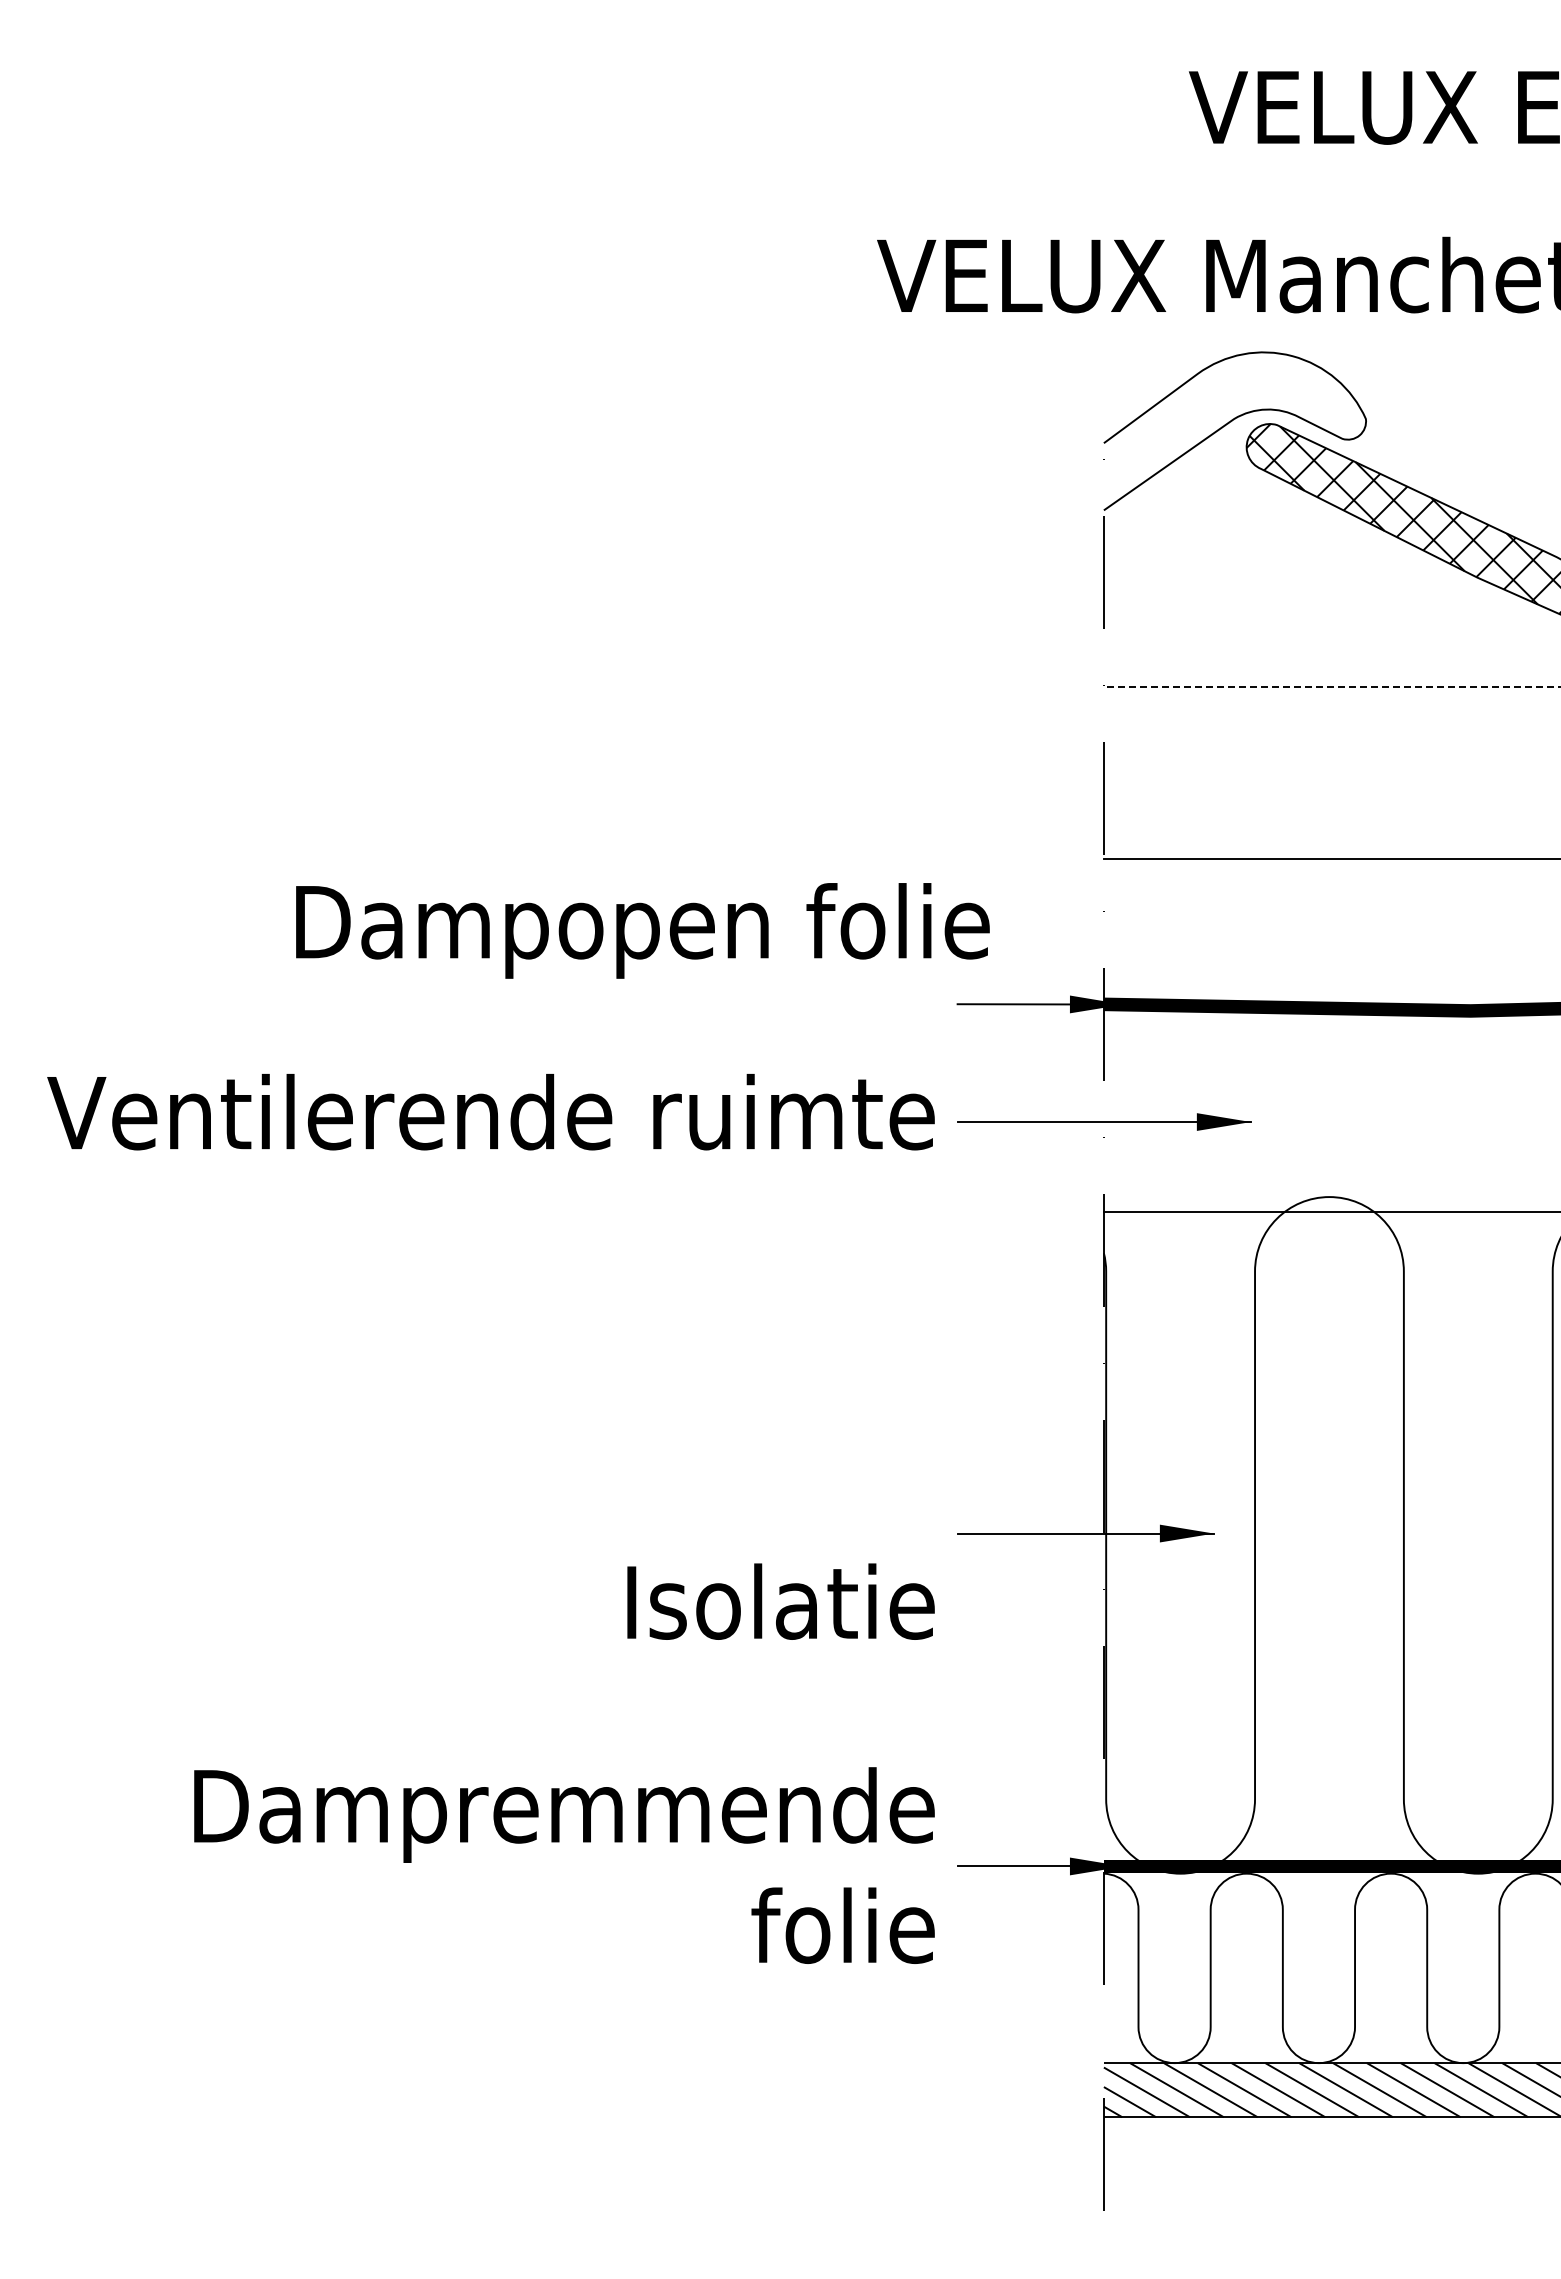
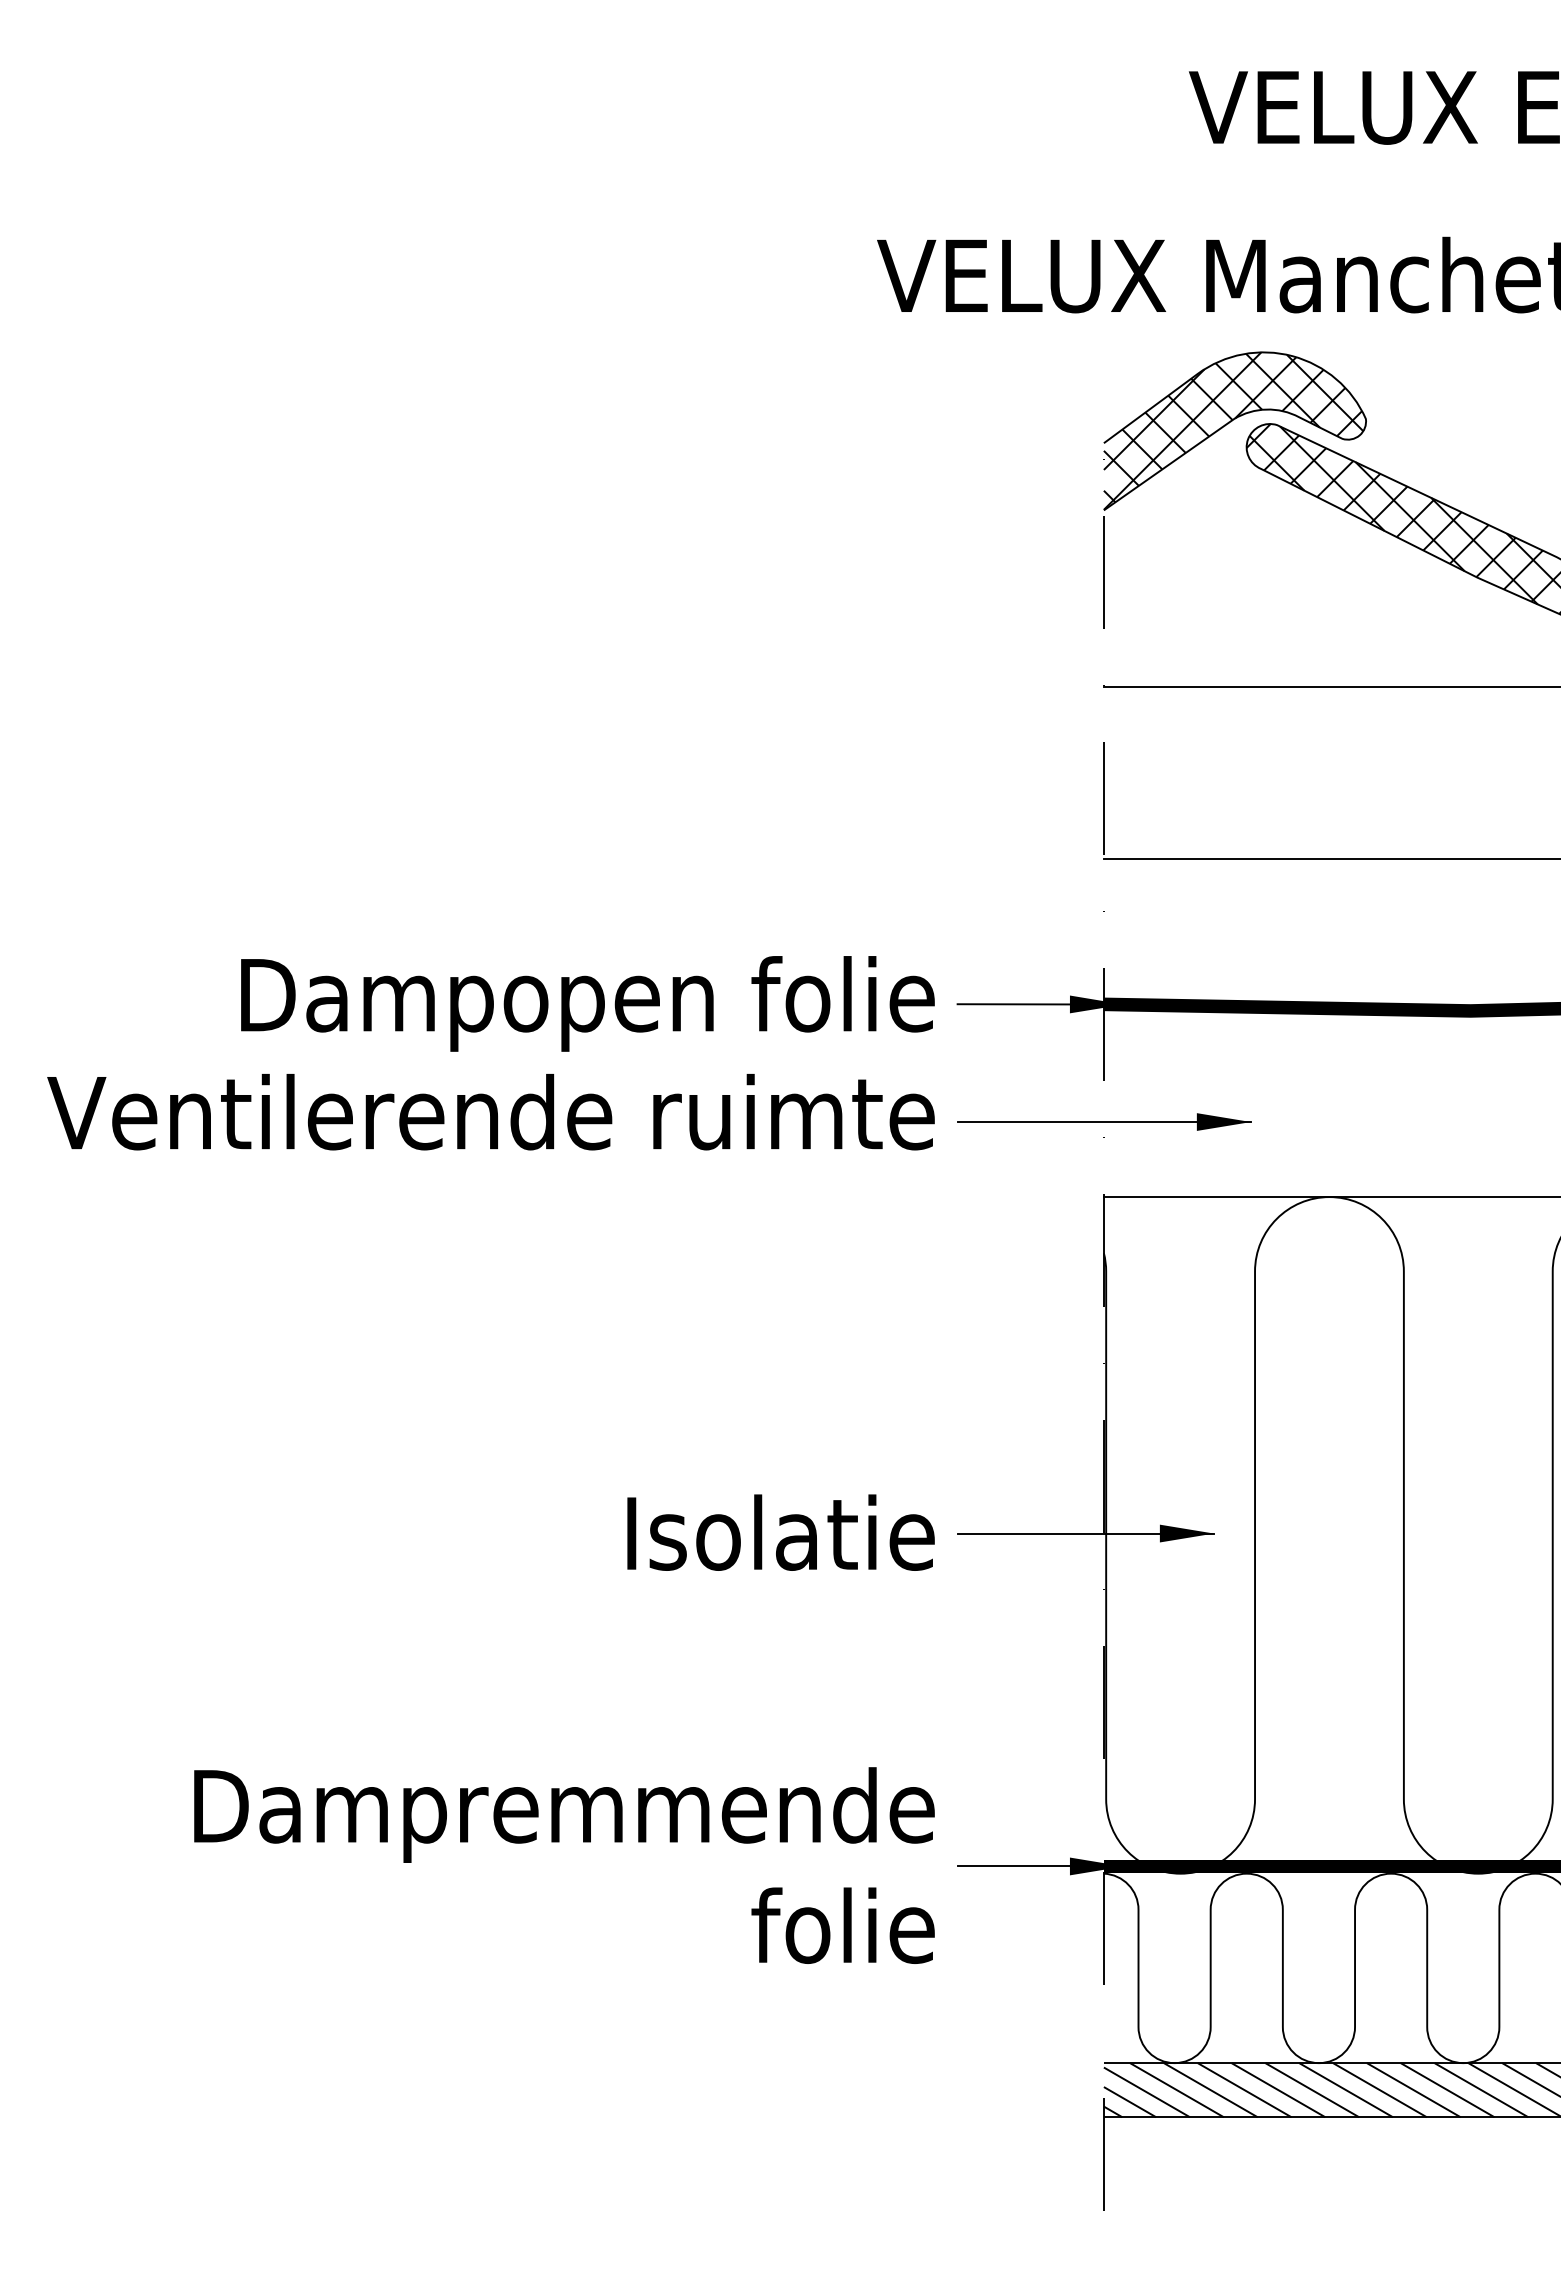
hatch: none -> present (1233, 430)
line: dashed -> solid (1331, 687)
text position: (642, 930) -> (587, 1003) (587, 1003)
line position: (1330, 1212) -> (1330, 1197) (1330, 1197)
text position: (780, 1601) -> (780, 1532) (780, 1532)
